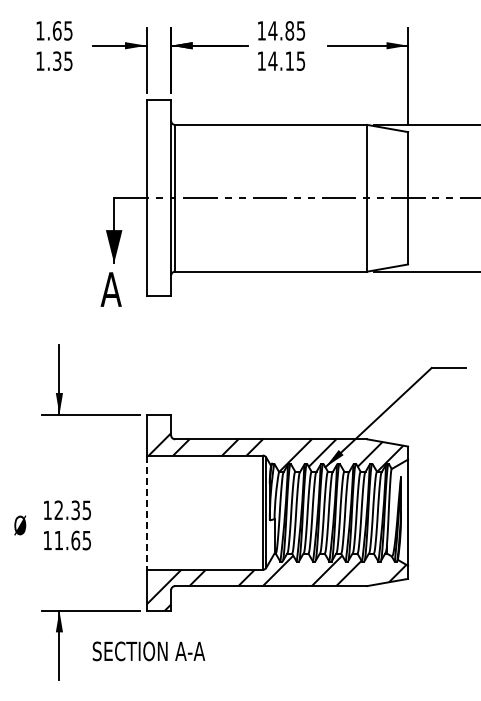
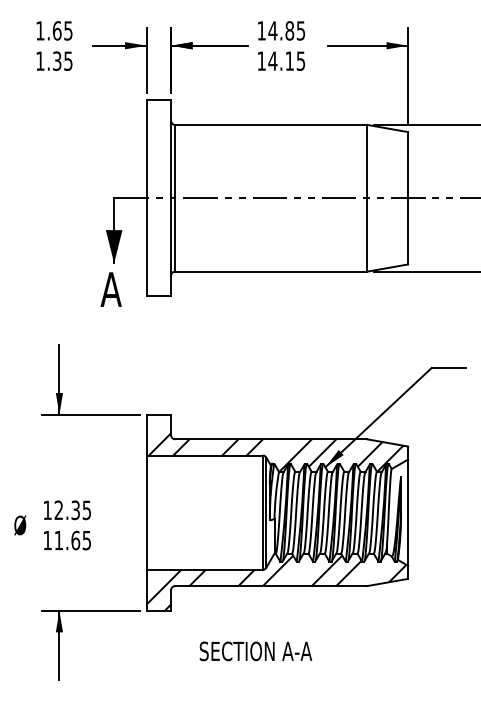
line: dashed -> solid (146, 513)
text position: (148, 651) -> (255, 651) (255, 651)
